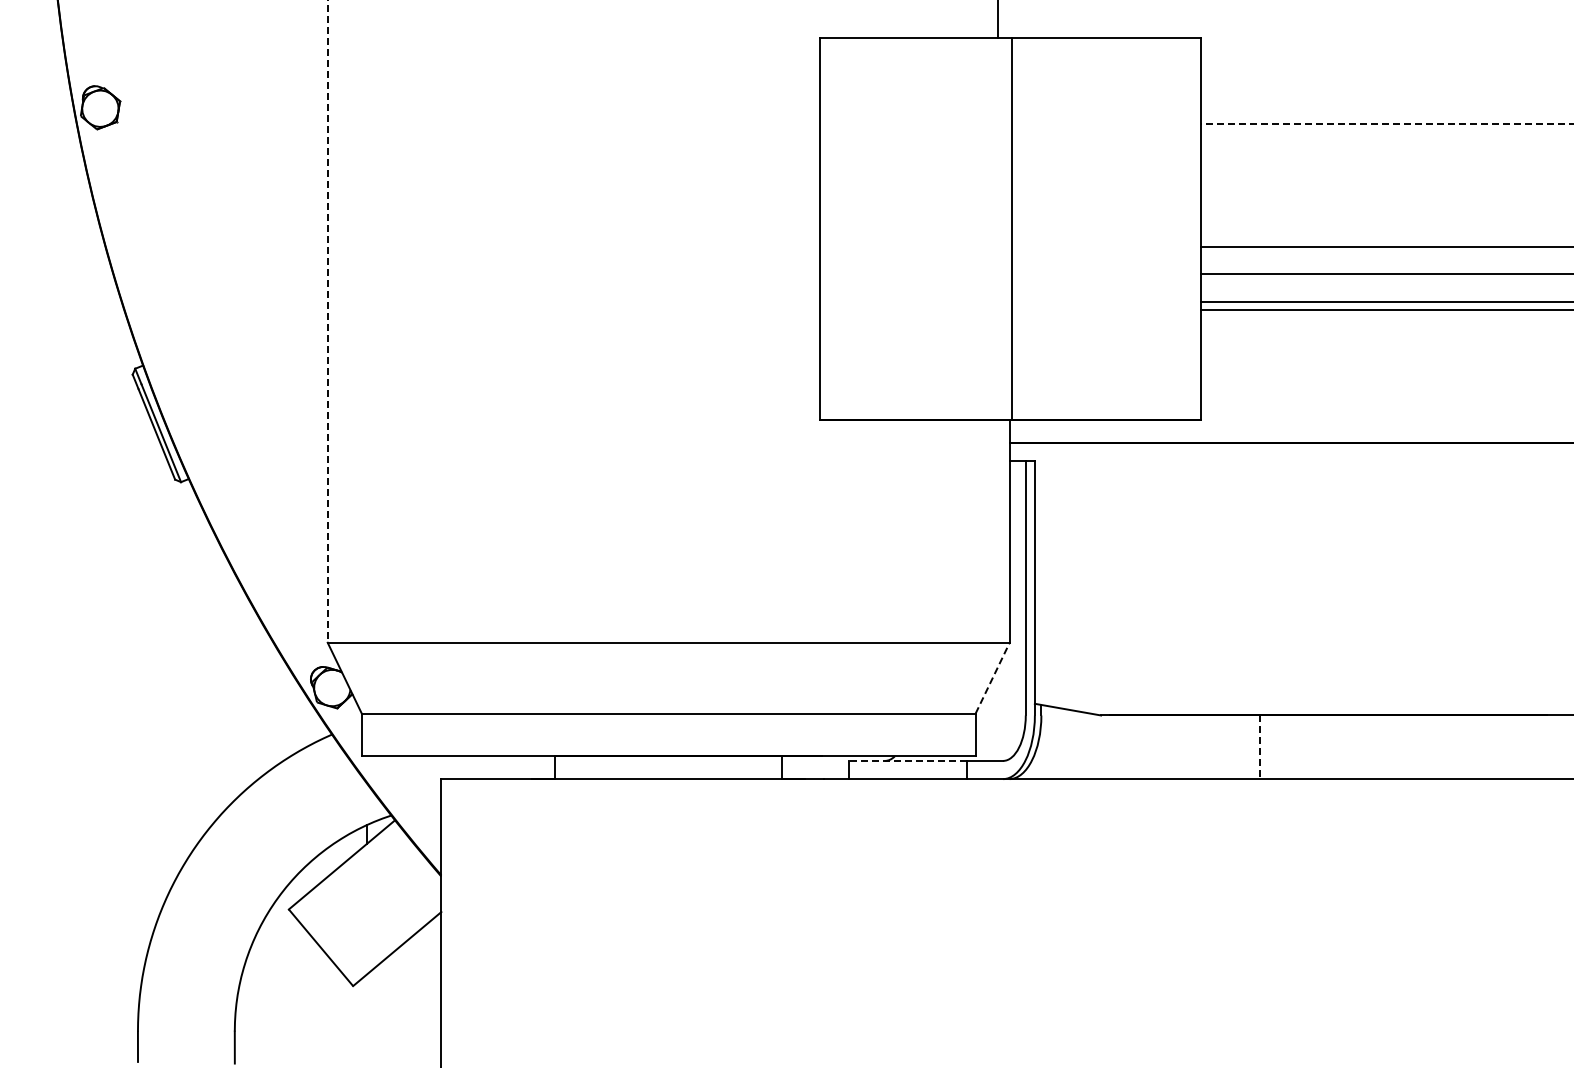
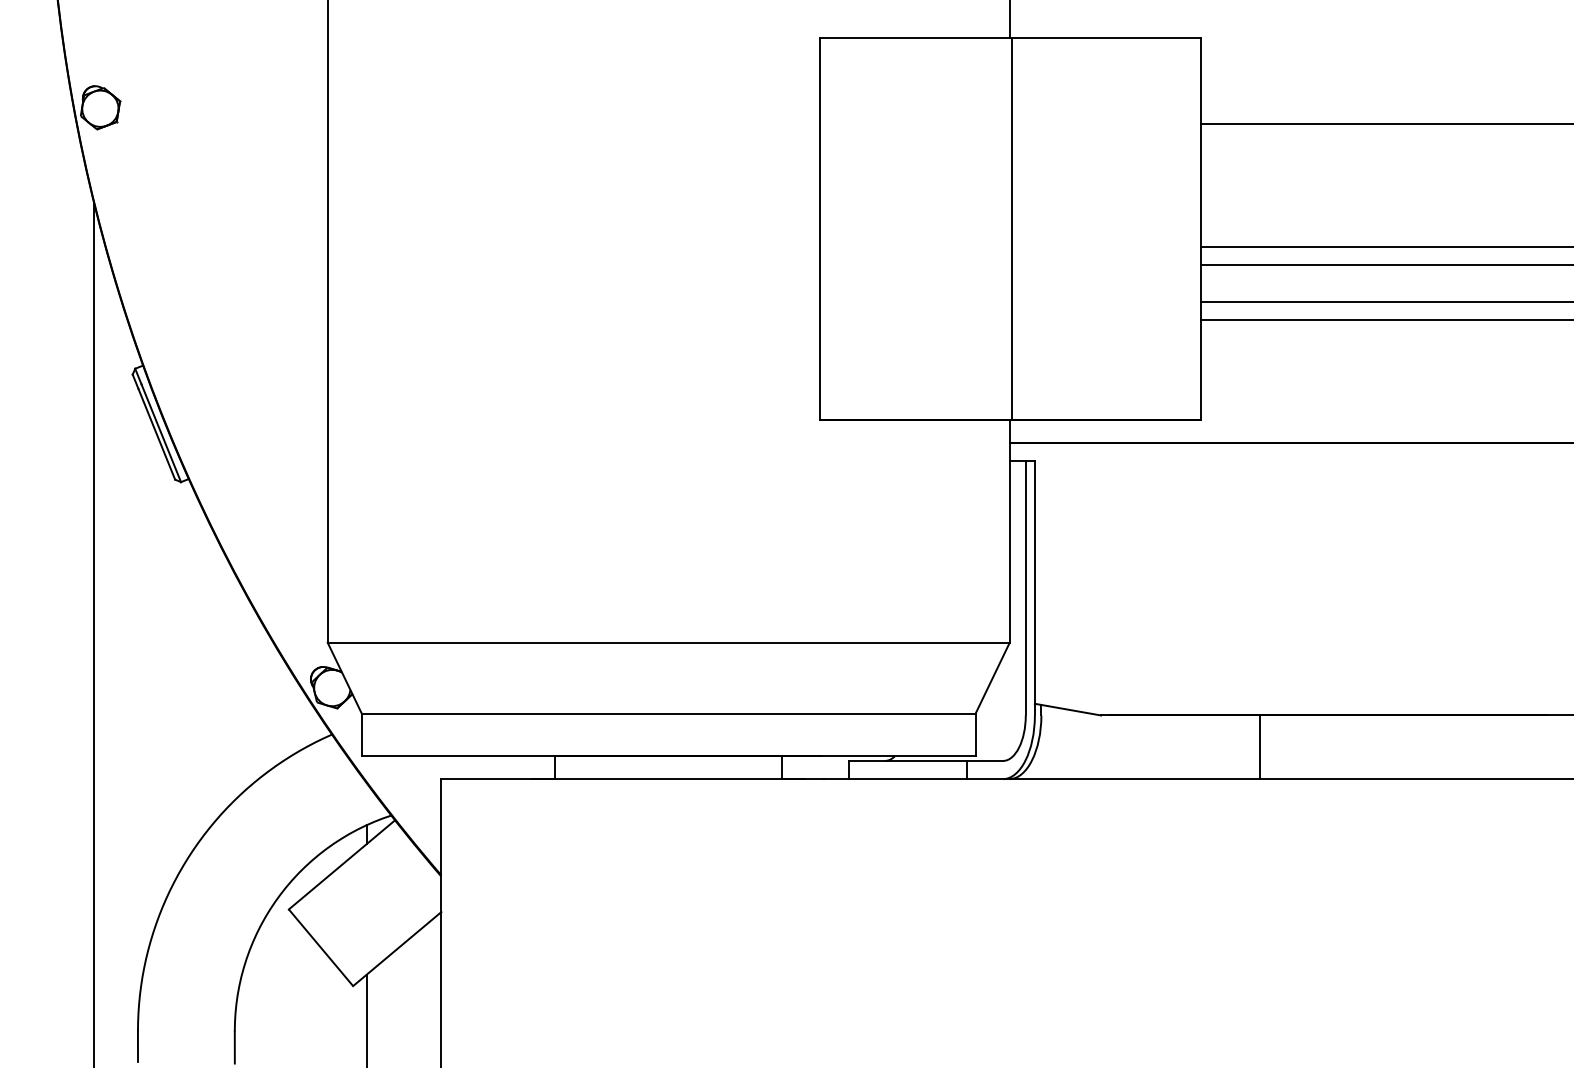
line position: (997, 20) -> (1009, 20) (1009, 20)
line: dashed -> solid (1386, 124)
line position: (1385, 274) -> (1385, 265) (1385, 265)
line position: (1385, 309) -> (1385, 319) (1385, 319)
line: dashed -> solid (327, 321)
line: none -> present (93, 632)
line: dashed -> solid (992, 677)
line: dashed -> solid (1260, 747)
line: dashed -> solid (907, 760)
line: none -> present (366, 1019)
